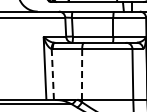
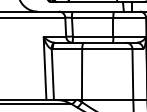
line: dashed -> solid (52, 74)
line: dashed -> solid (82, 74)
